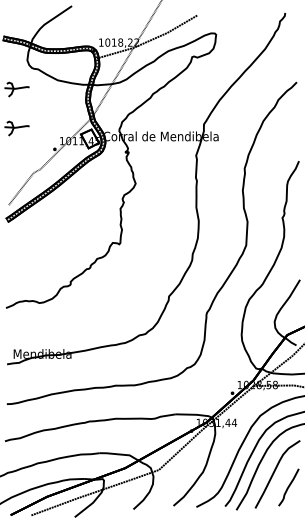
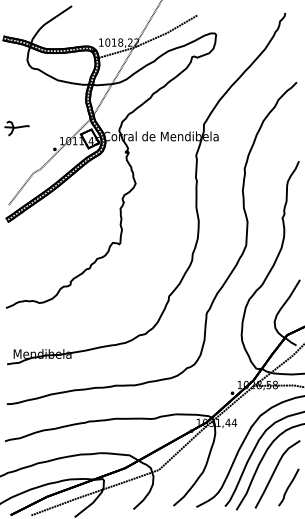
part: present -> none (16, 89)
